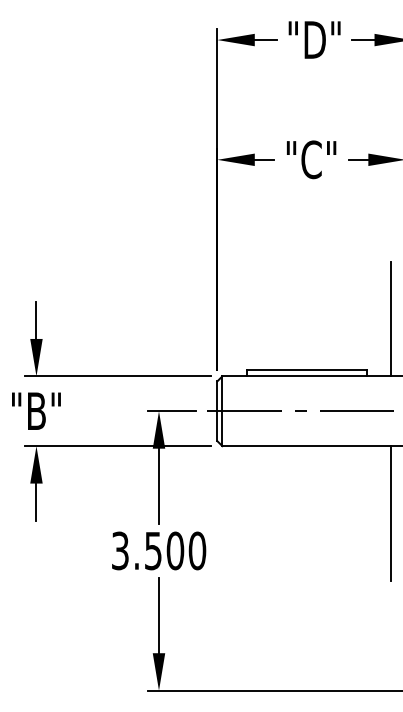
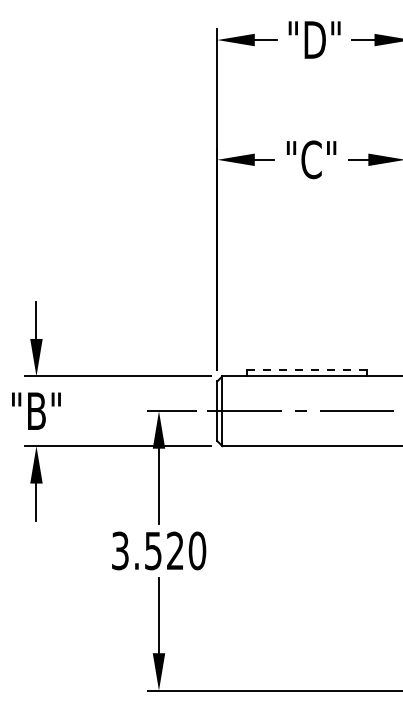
line: present -> none (390, 318)
line: solid -> dashed (307, 369)
line: present -> none (390, 513)
text: 3.500 -> 3.520 (175, 550)
